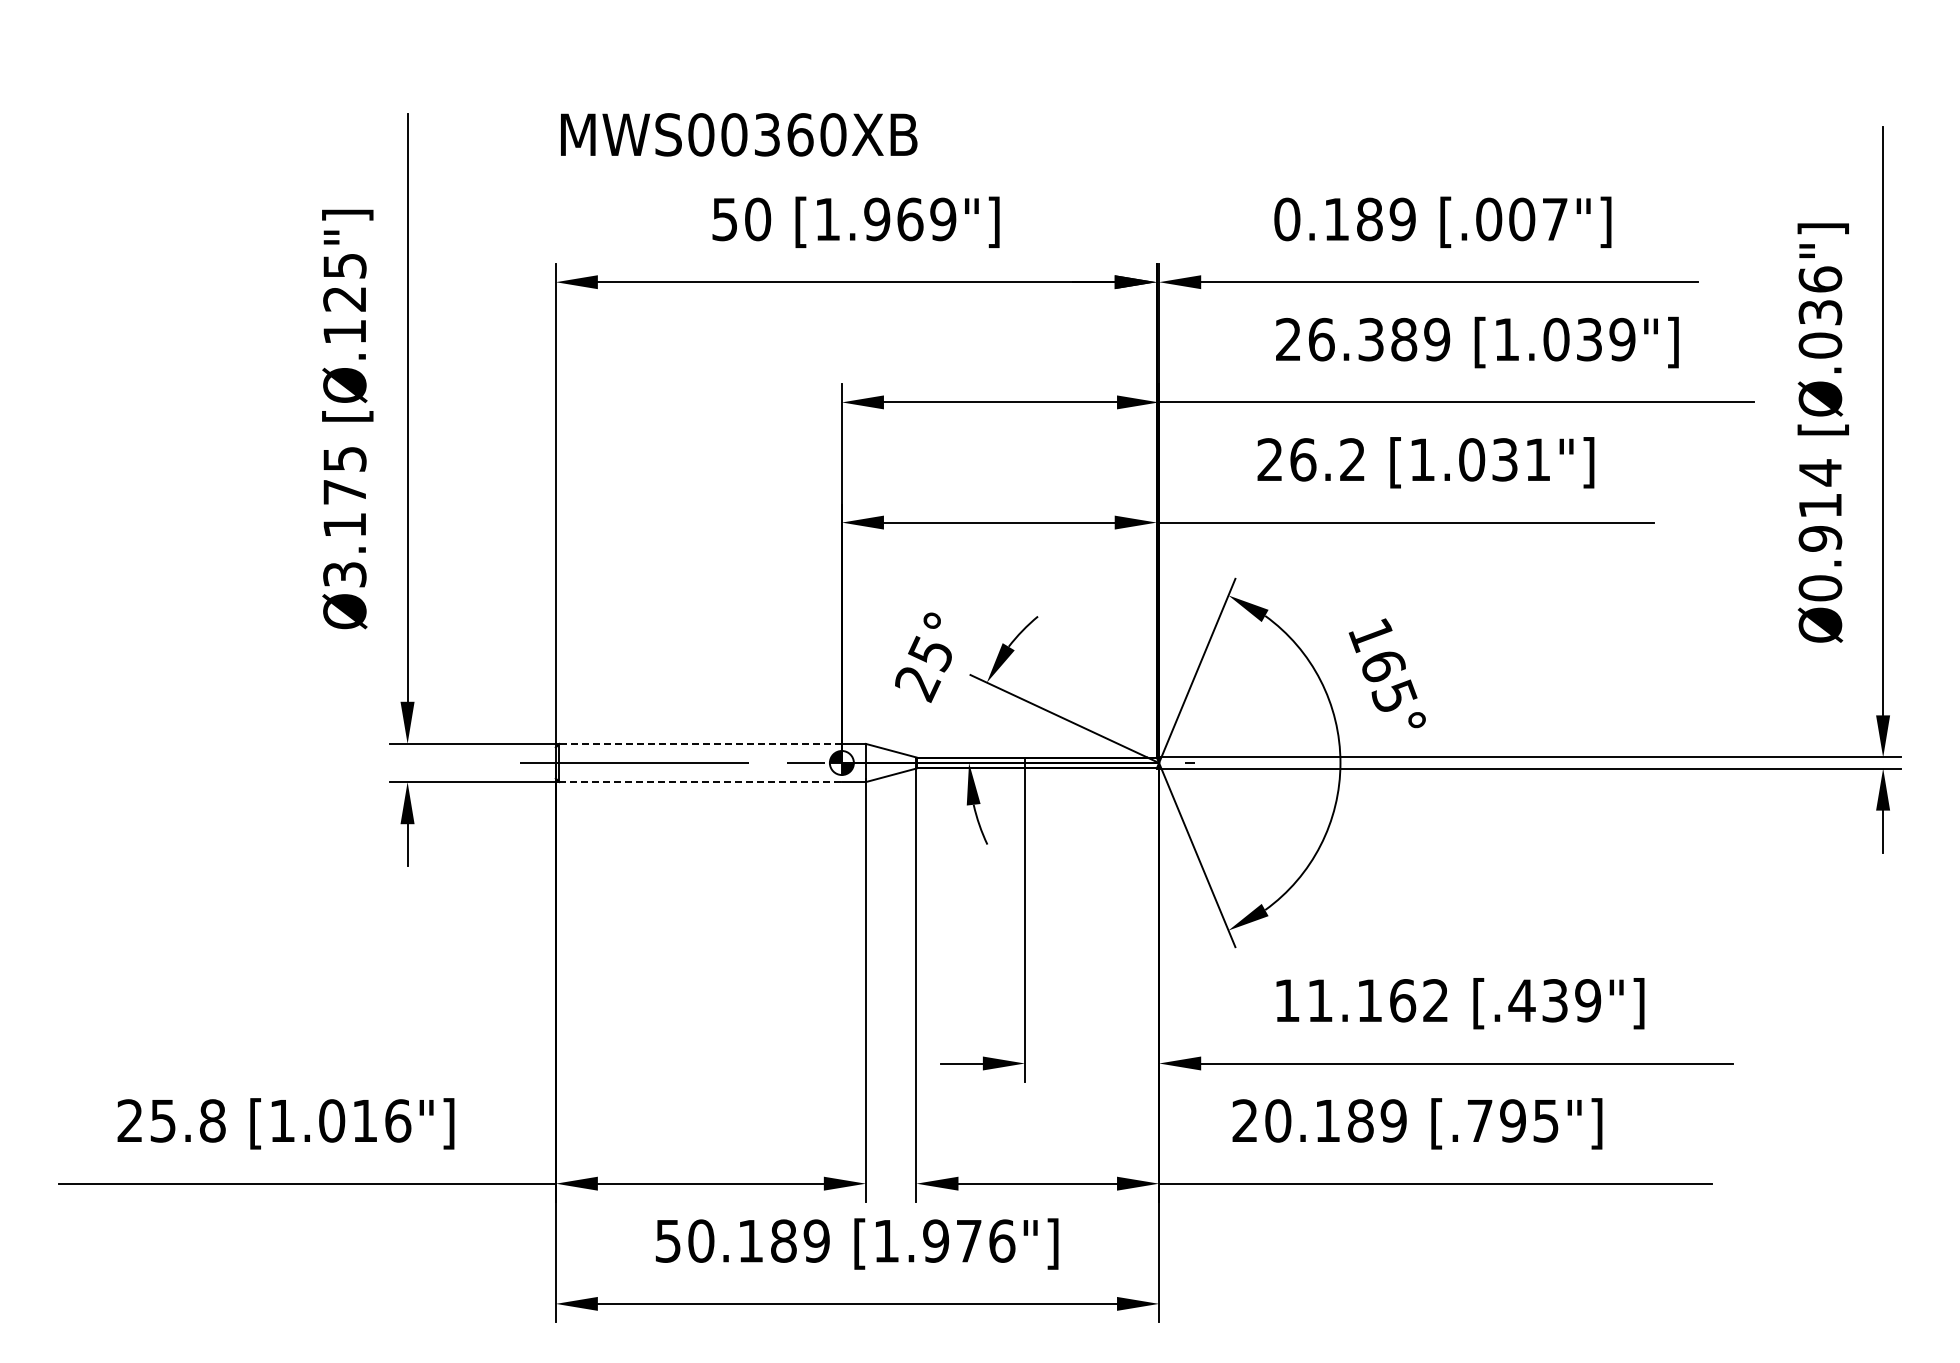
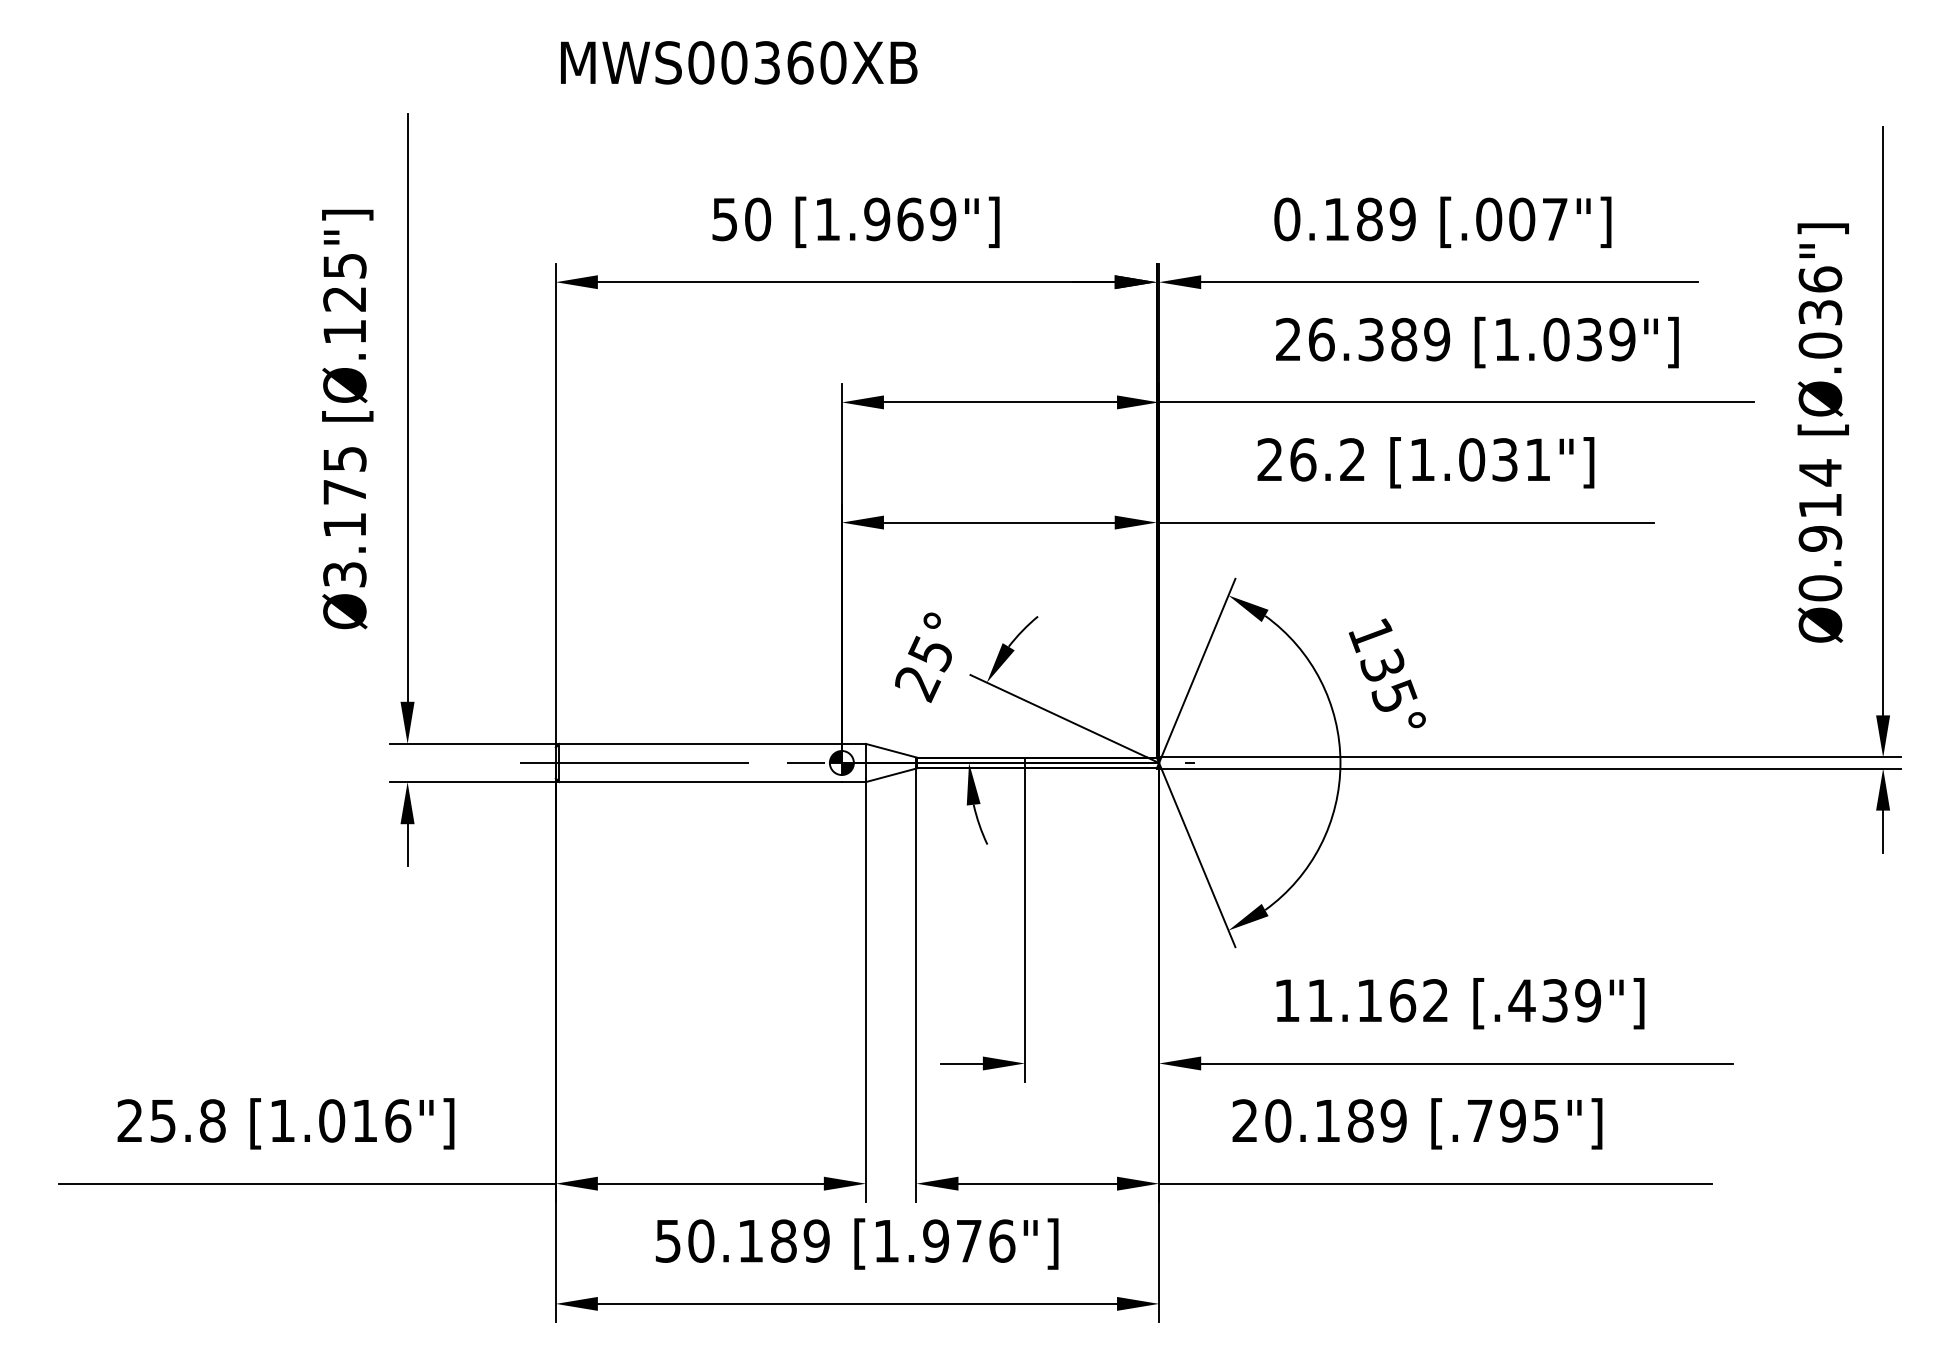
text position: (739, 134) -> (739, 62) (739, 62)
text: 165° -> 135° (1382, 665)
line: dashed -> solid (700, 743)
line: dashed -> solid (701, 782)
